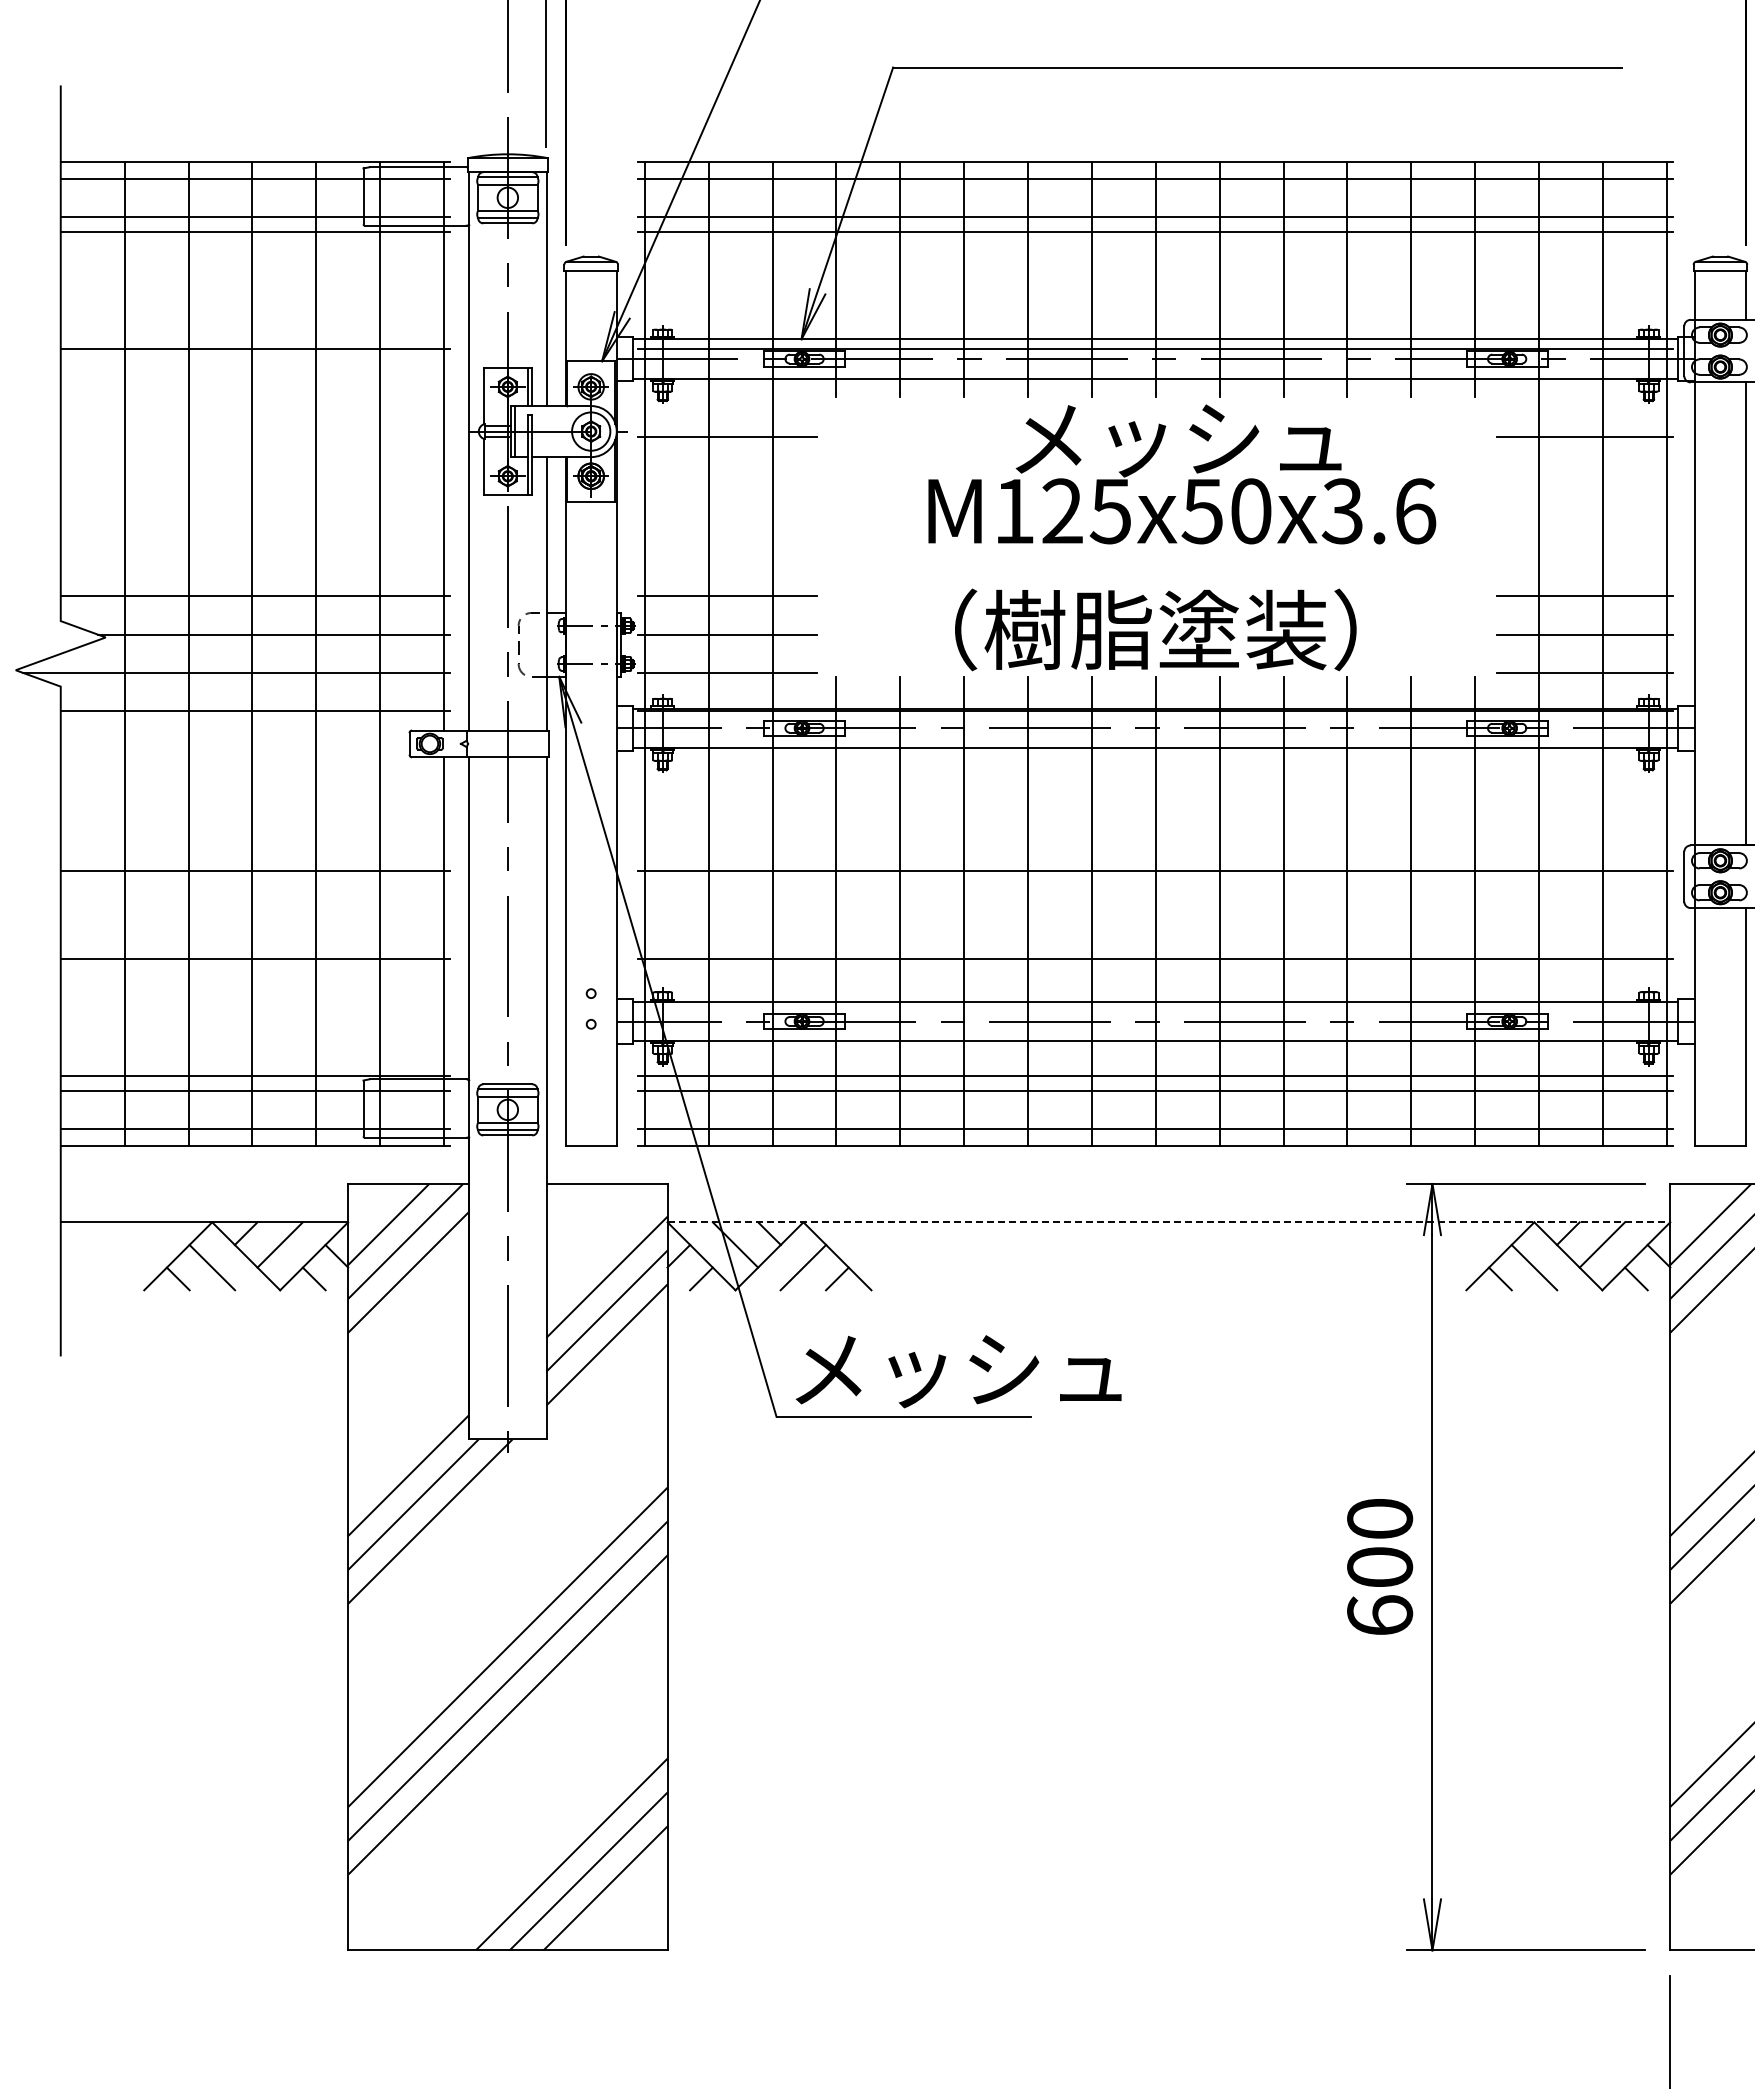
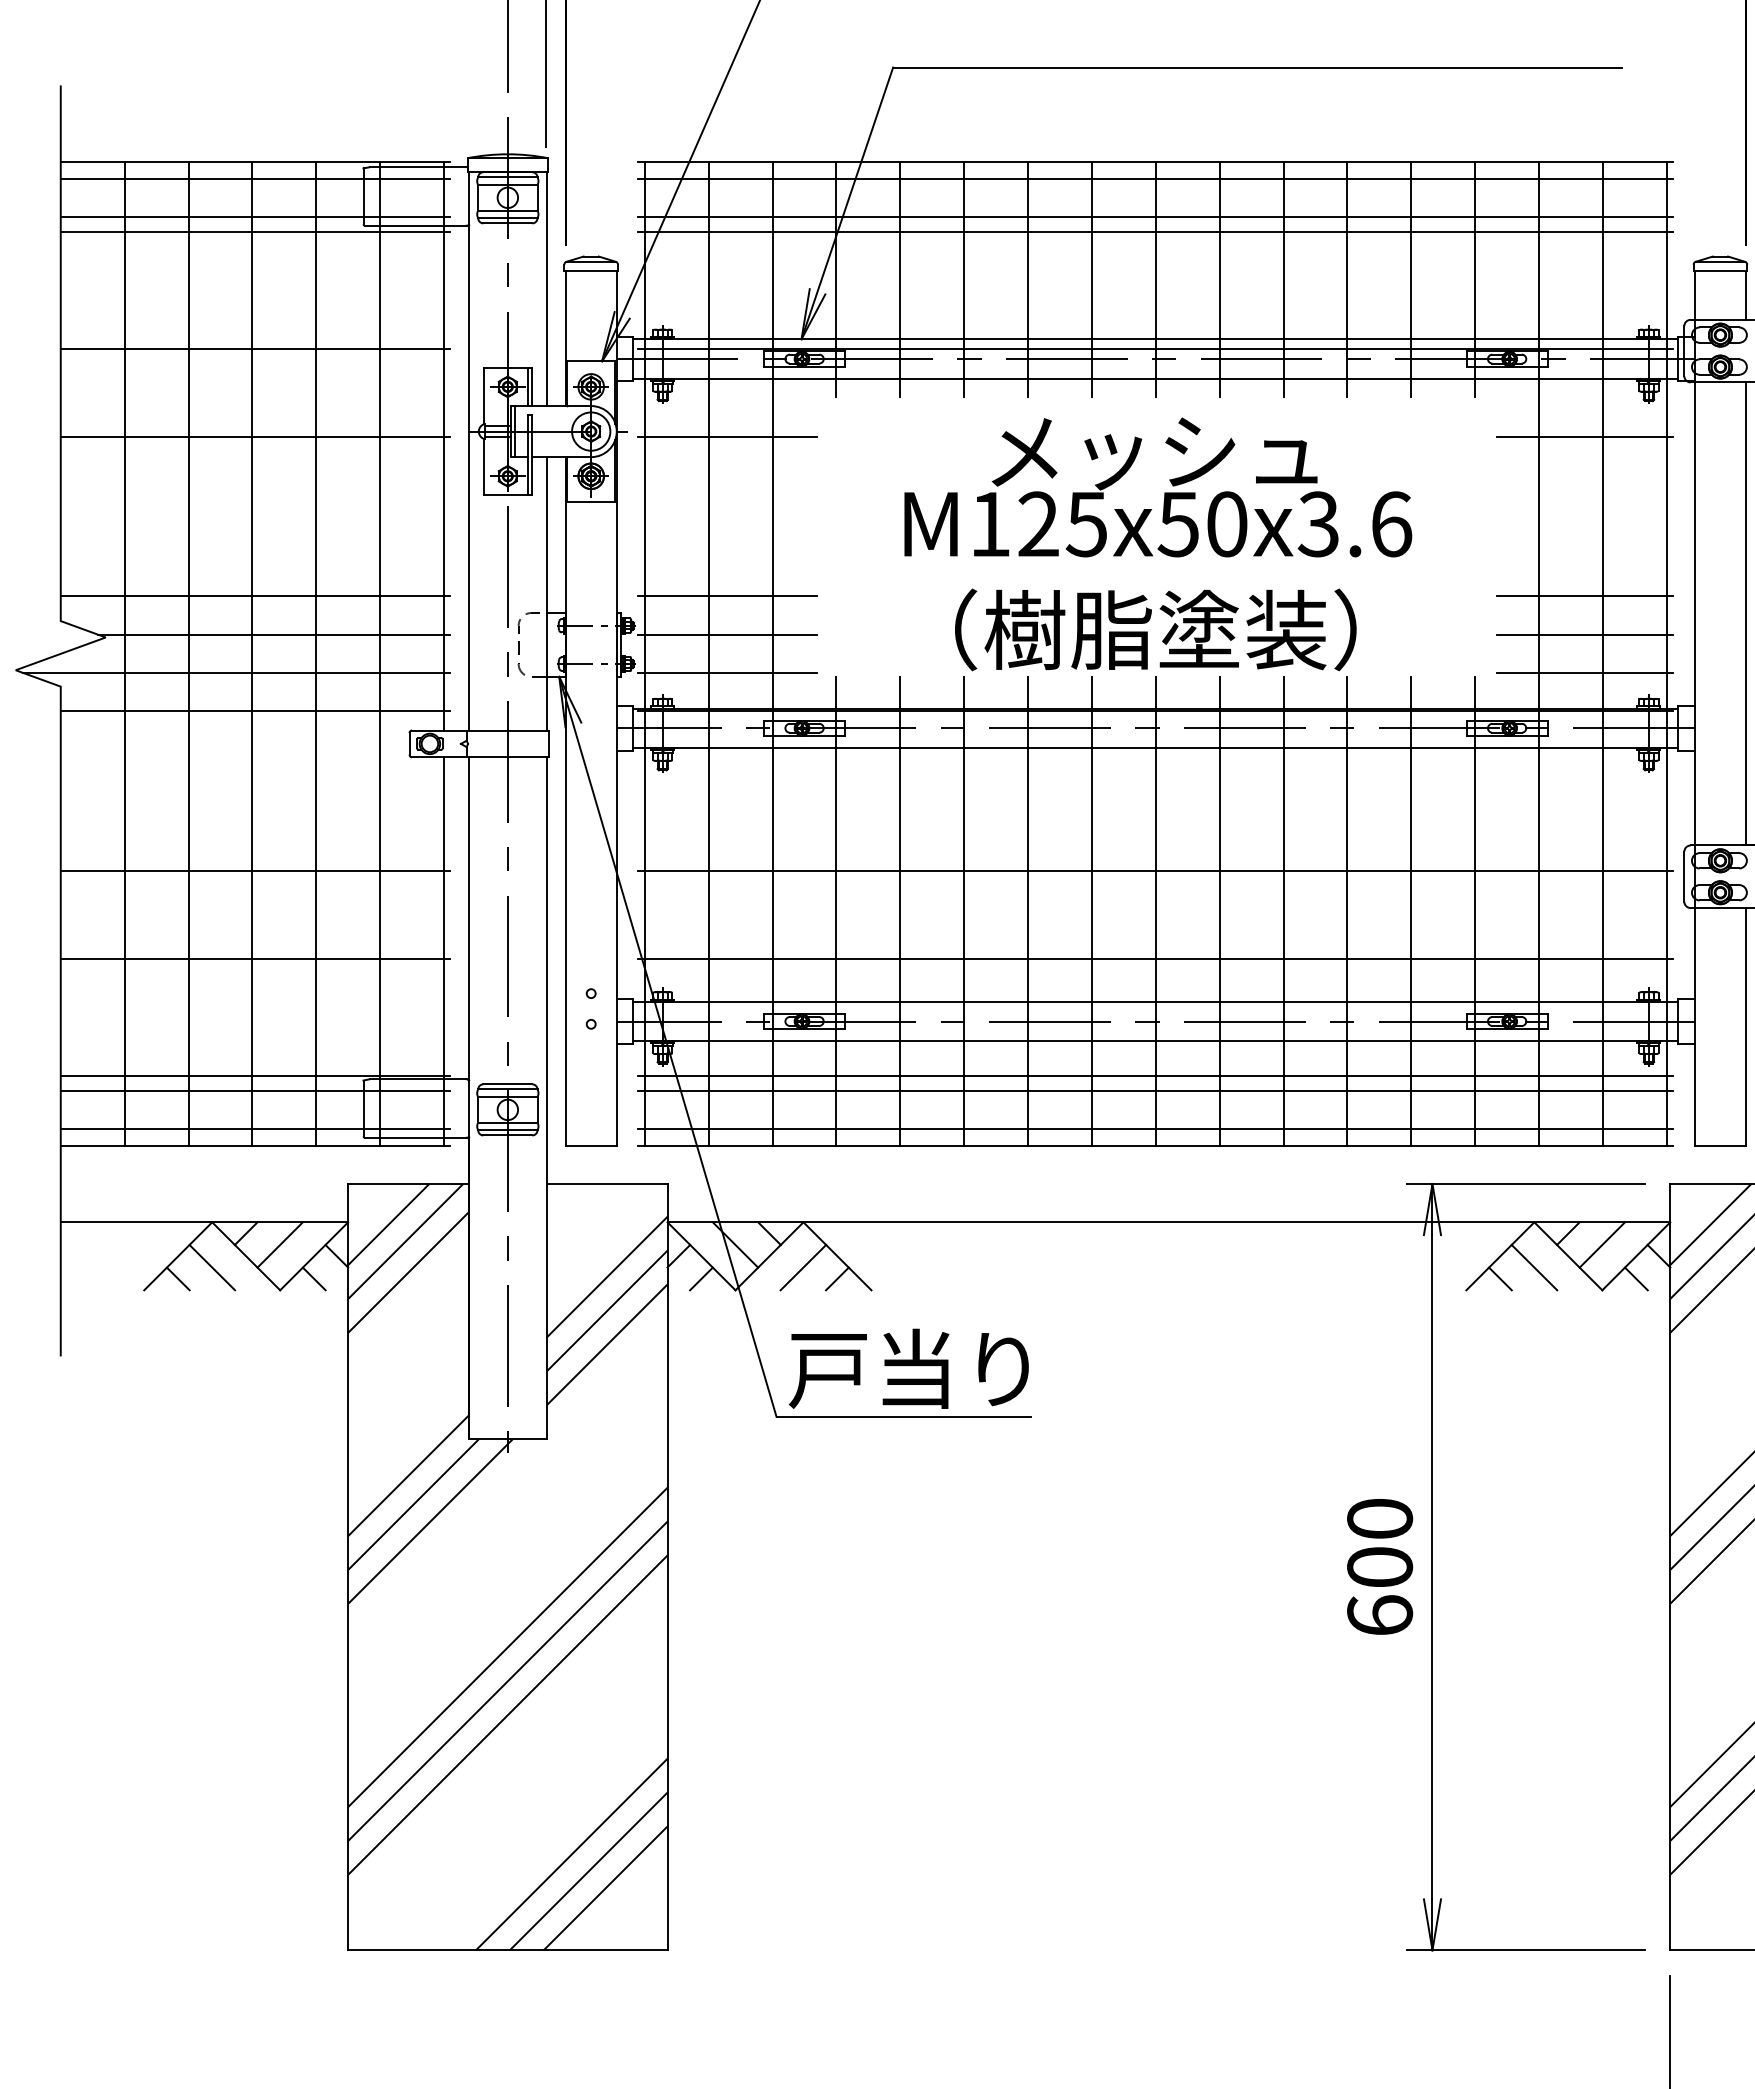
line: none -> present (255, 436)
text position: (1182, 474) -> (1158, 487) (1158, 487)
line: dashed -> solid (1169, 1222)
text: メッシュ -> 戸当り (954, 1368)
